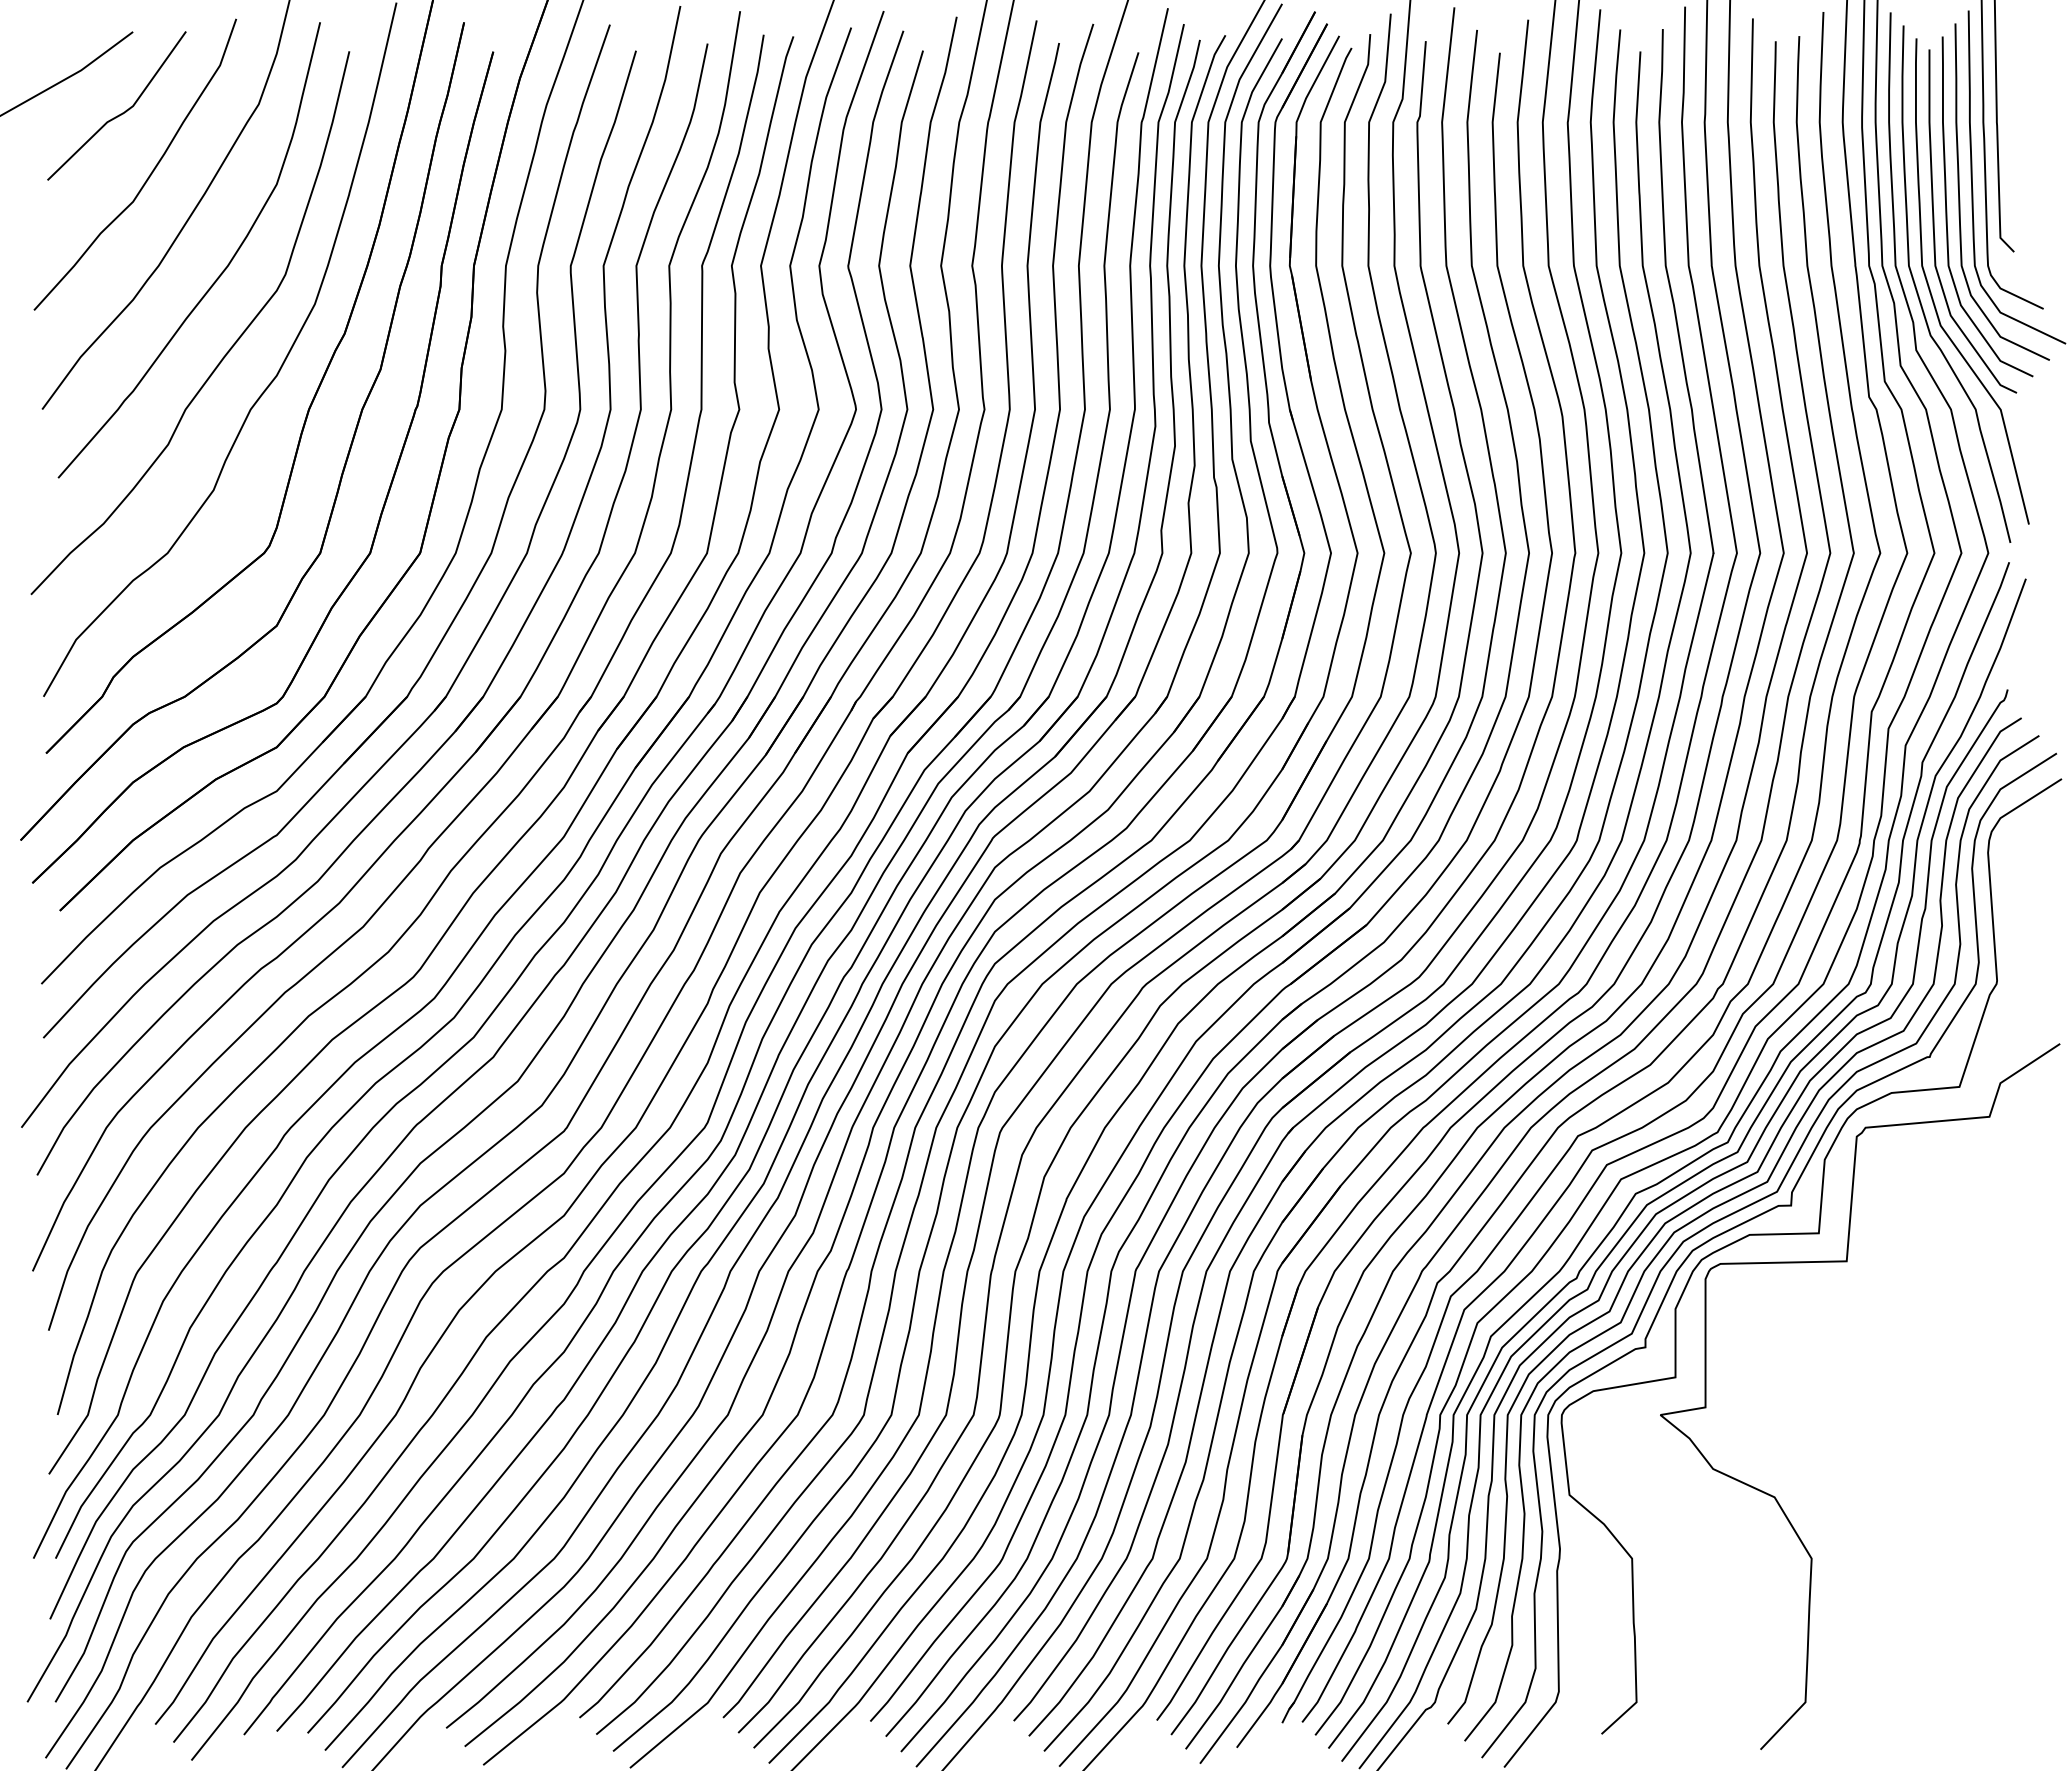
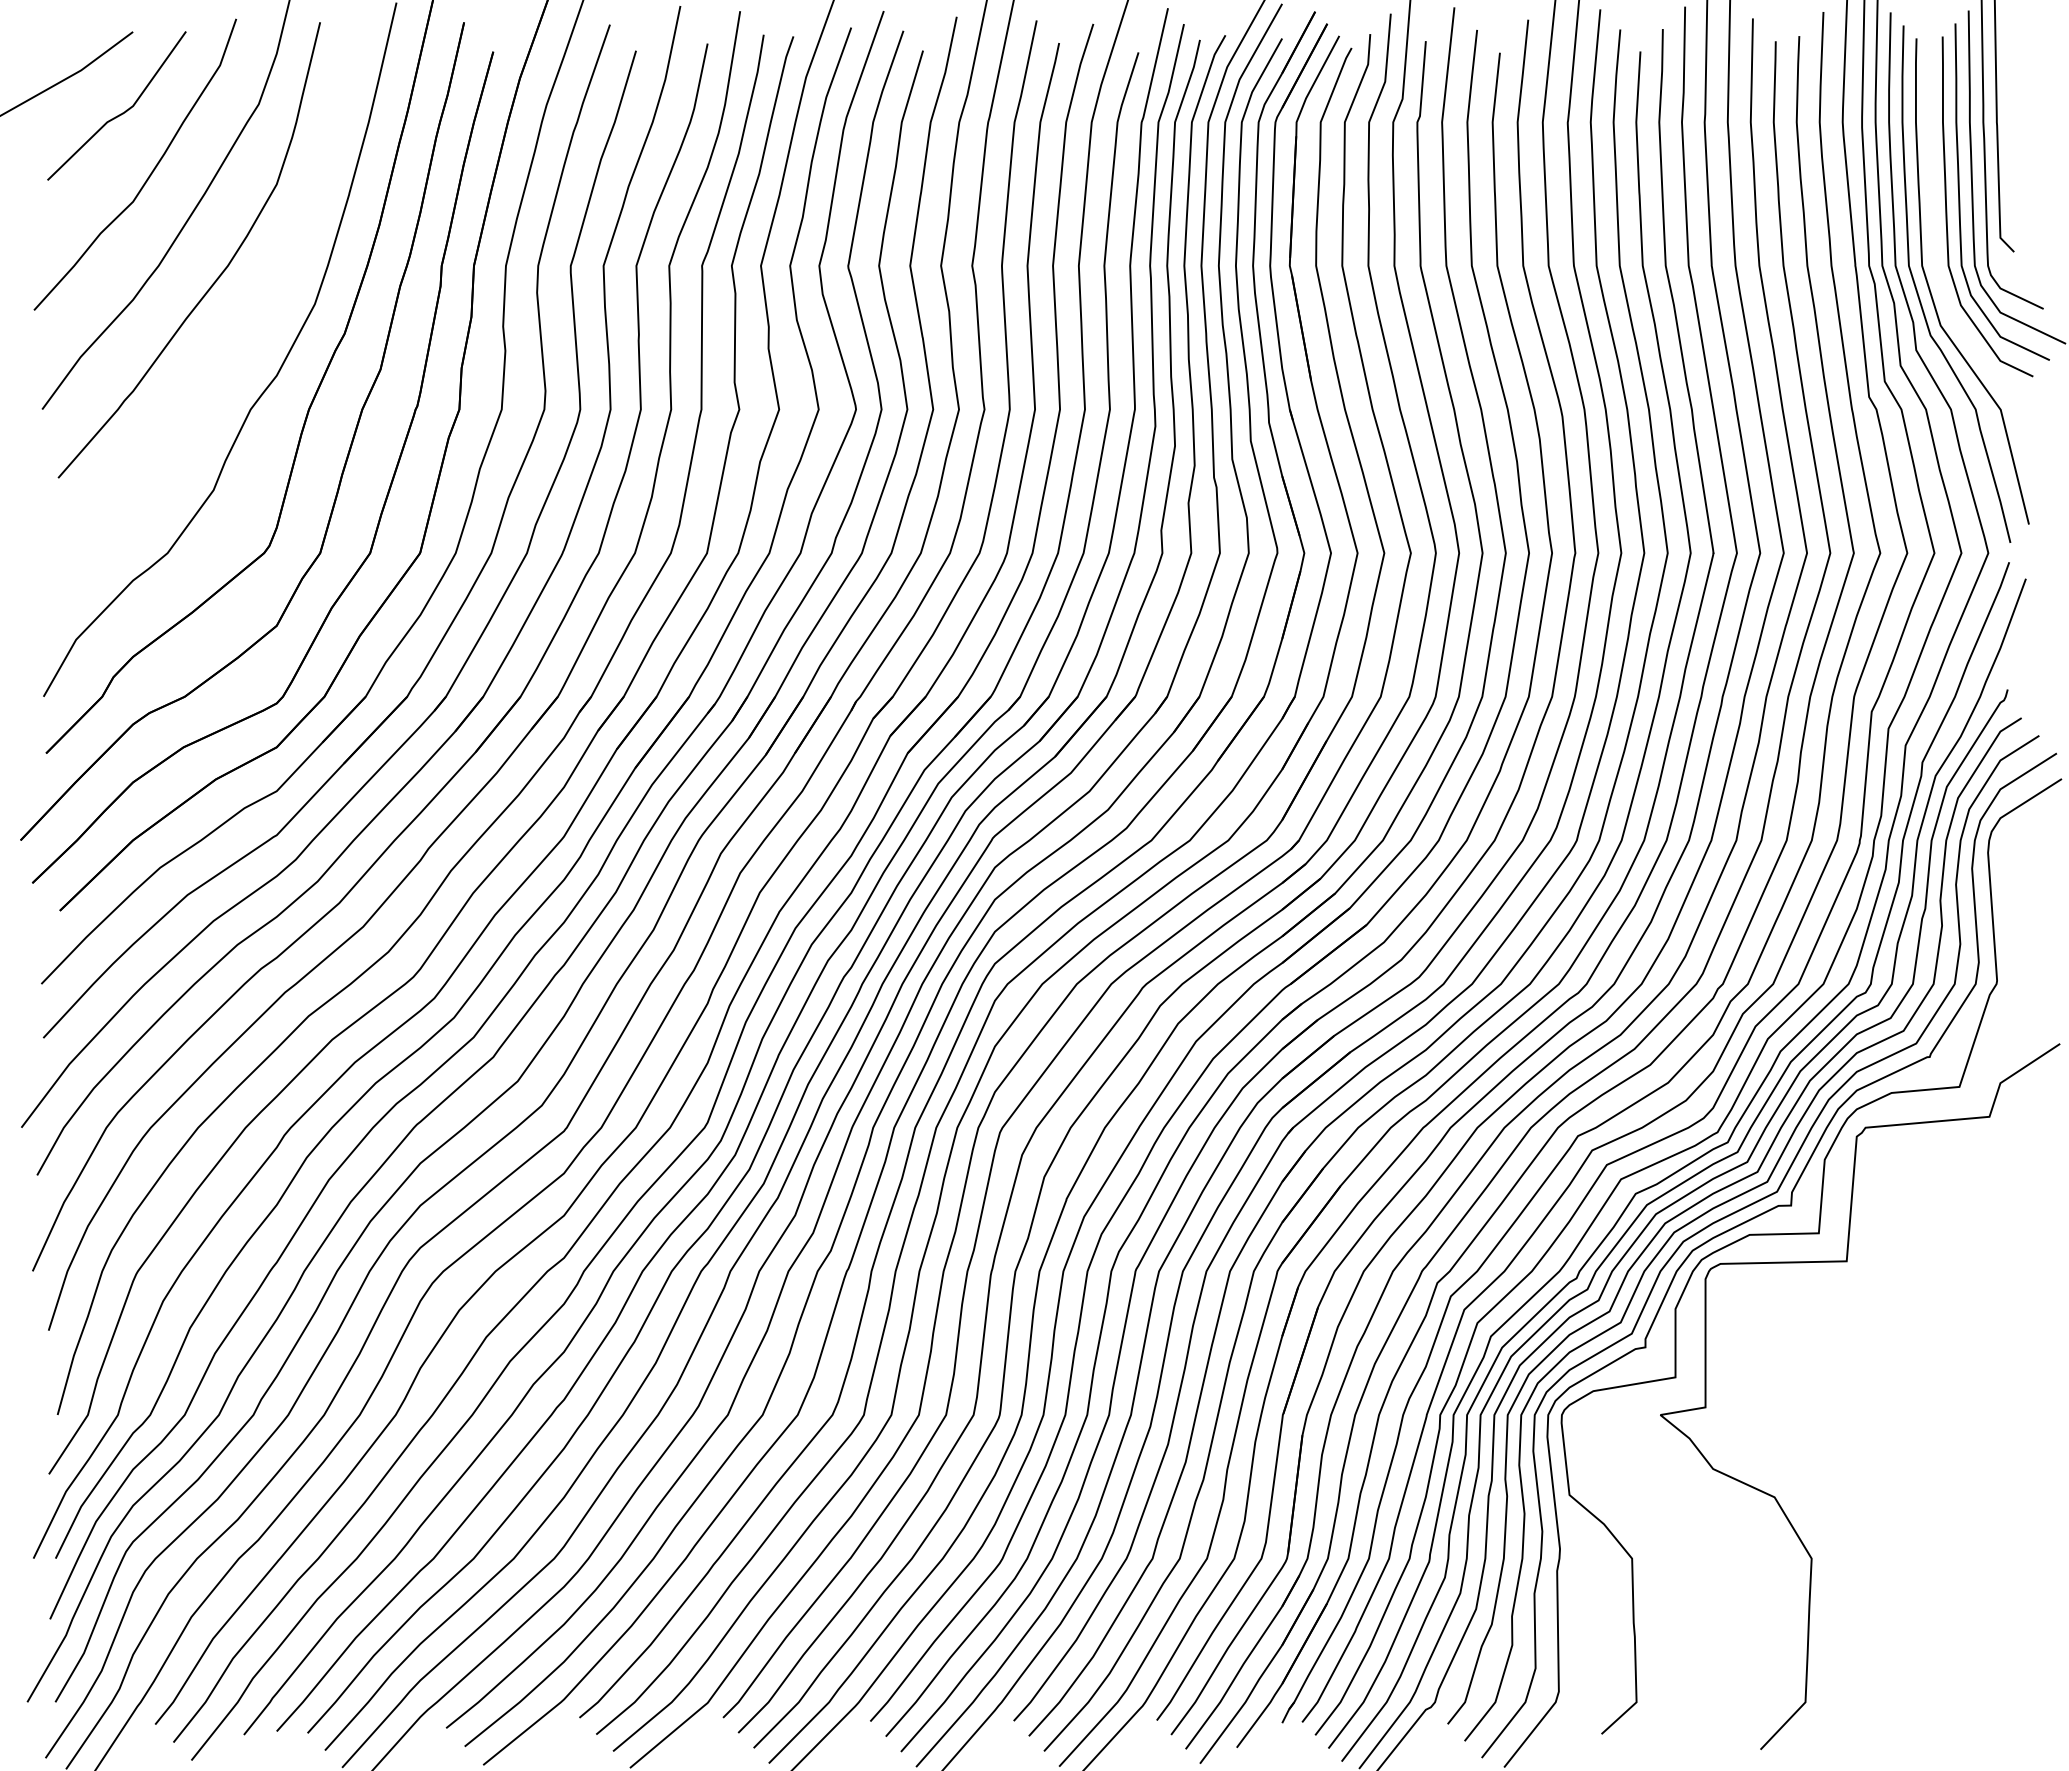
curve: present -> none (1934, 221)
curve: present -> none (225, 353)
